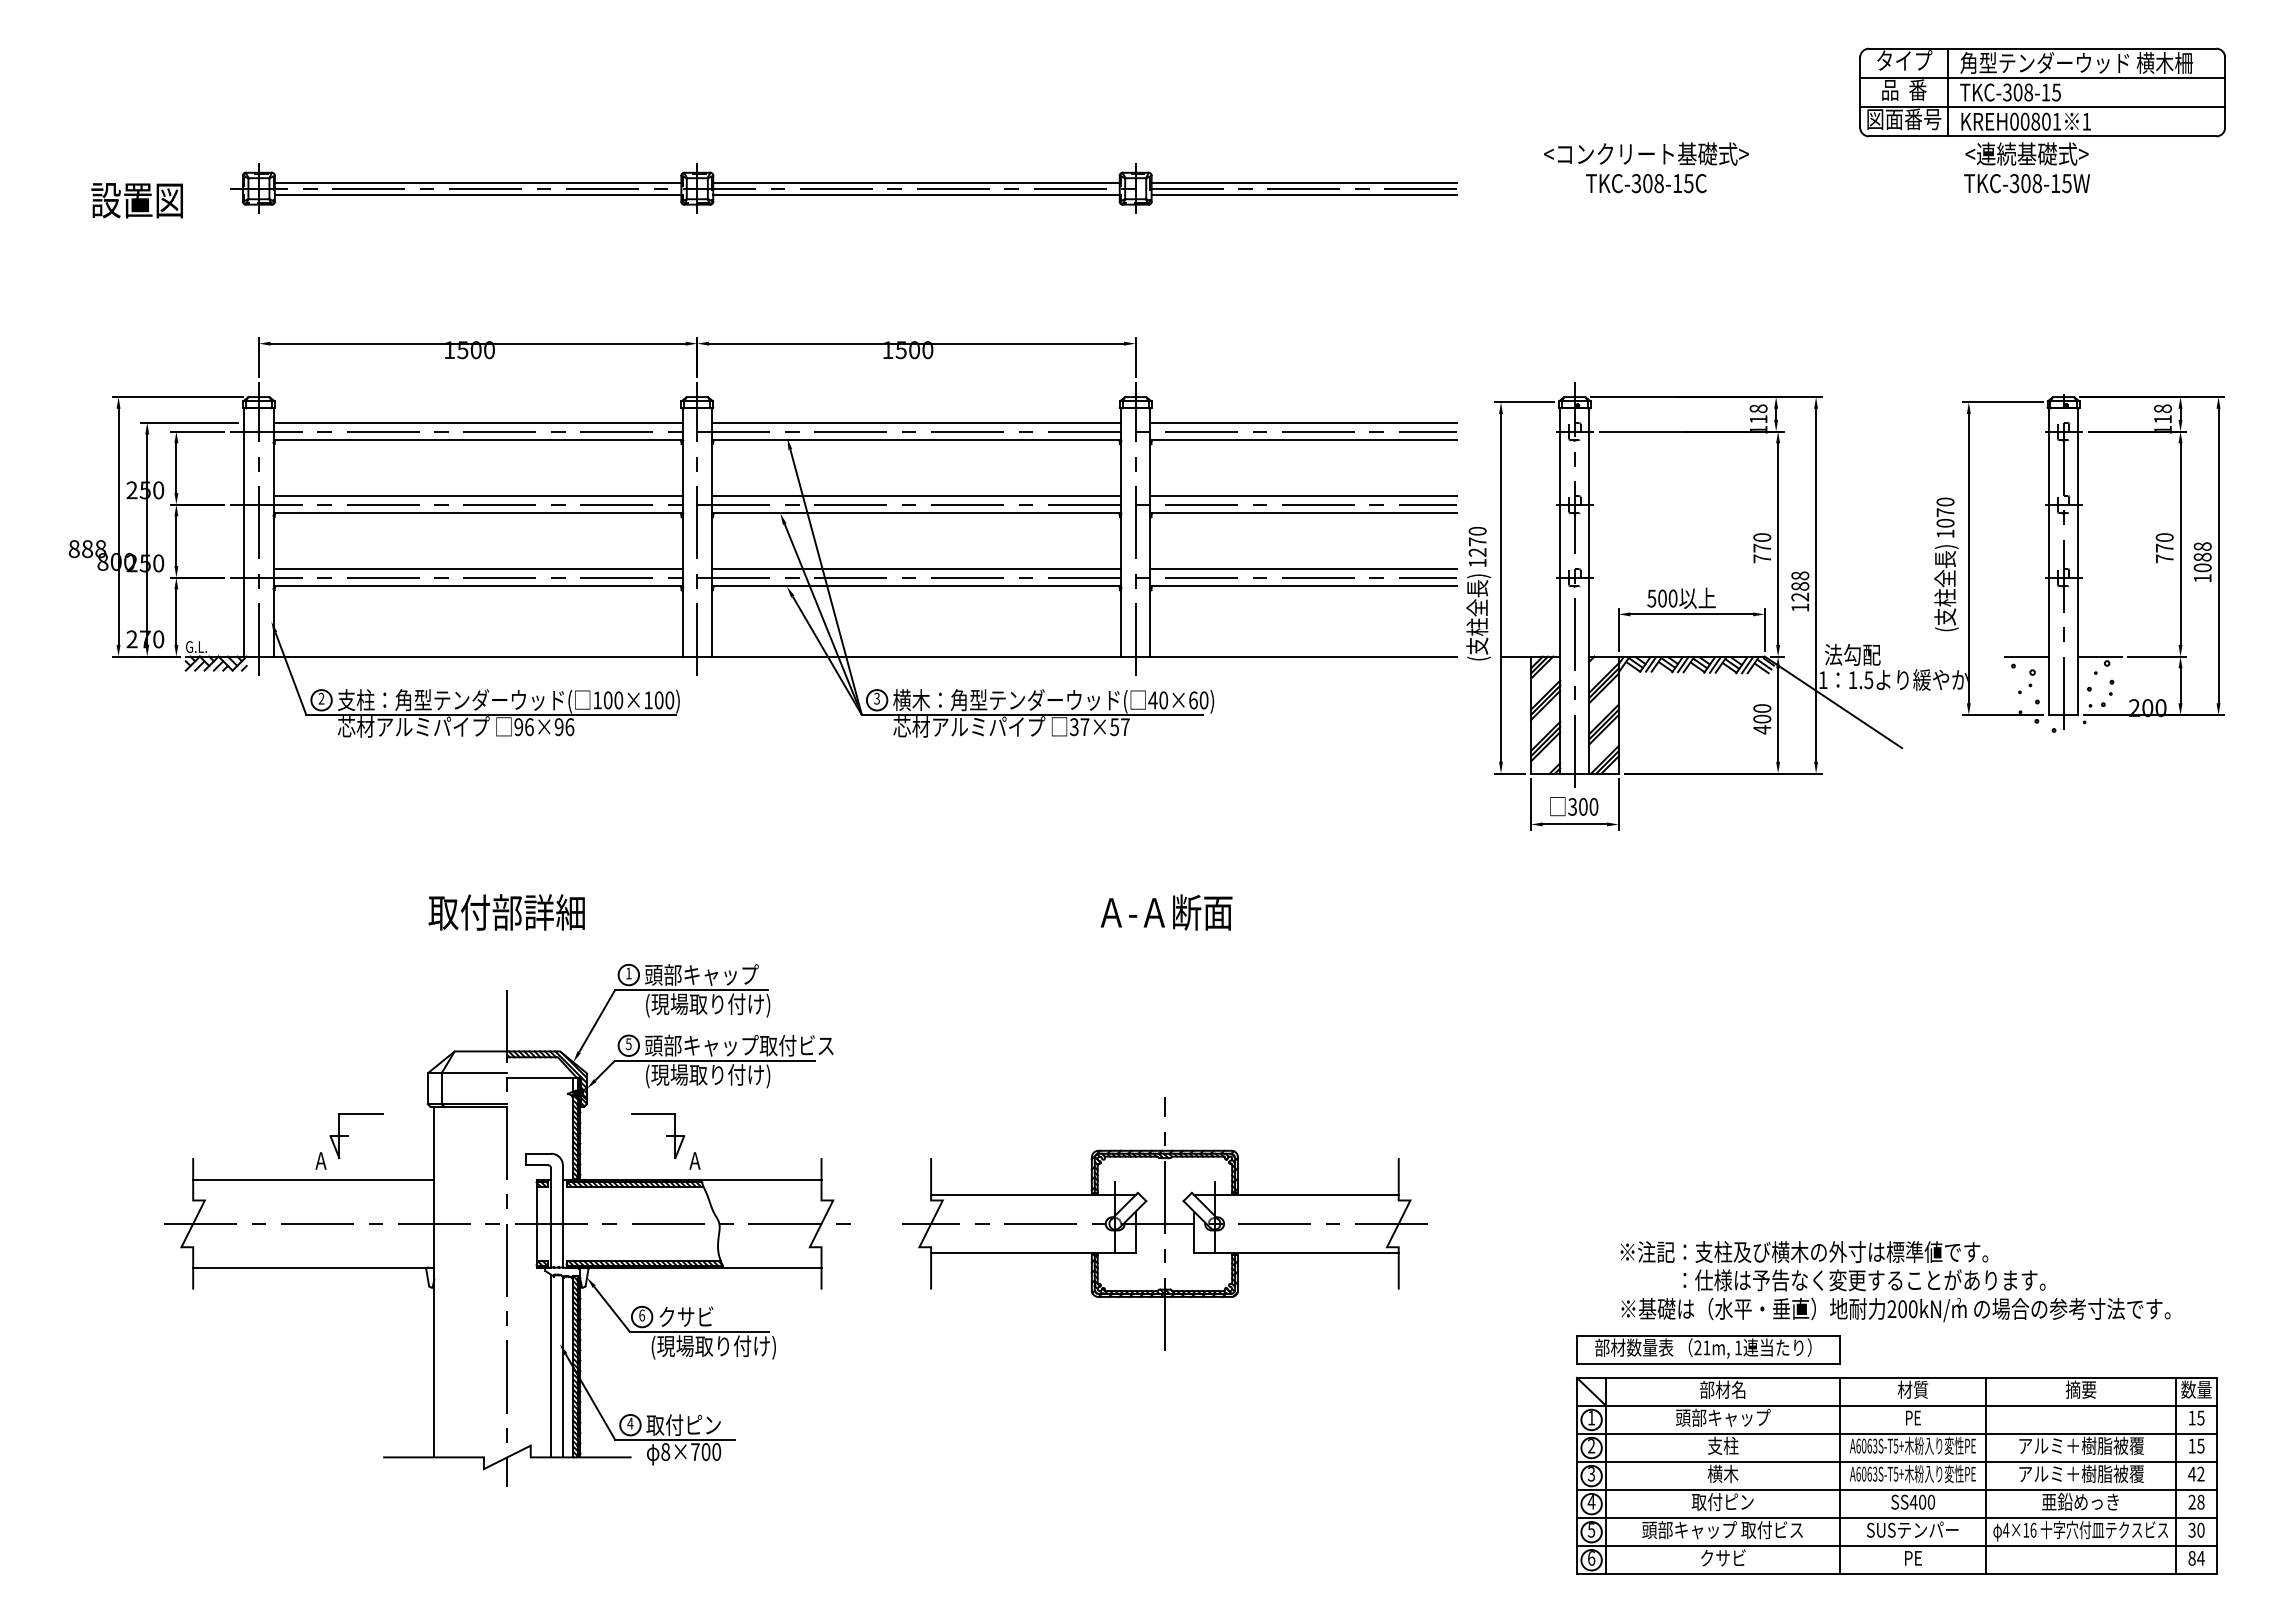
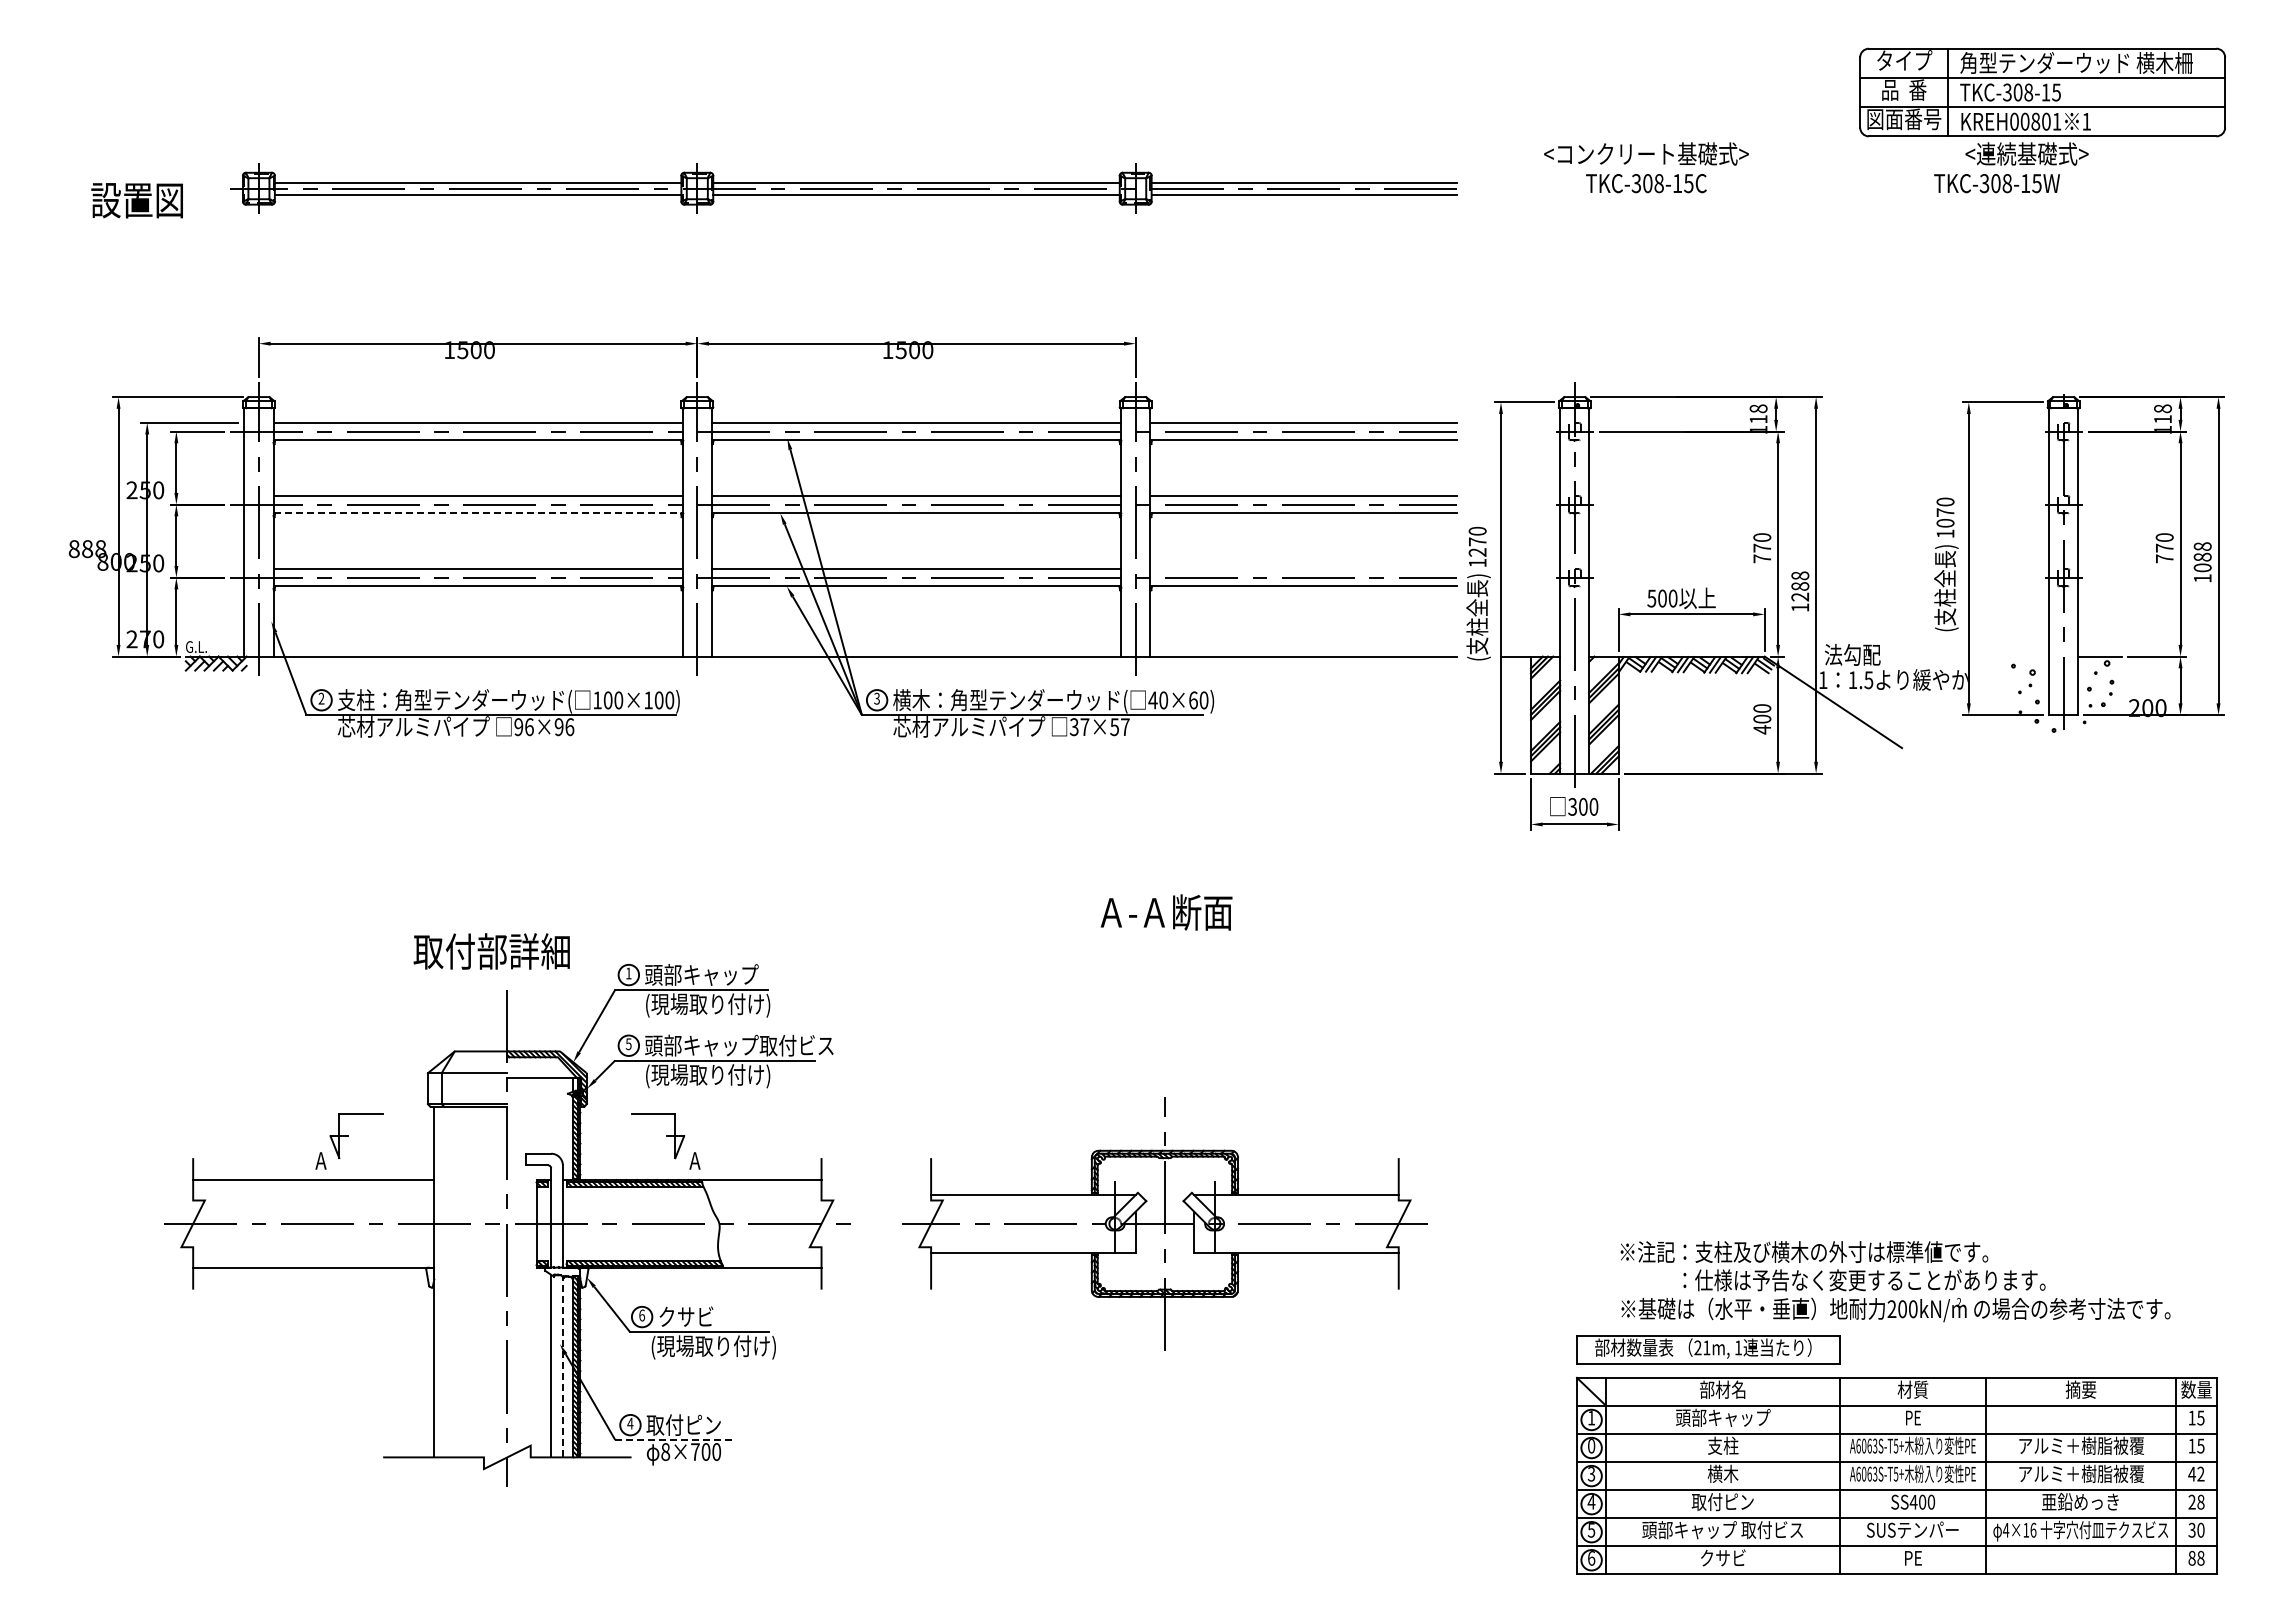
text position: (2026, 183) -> (1996, 183) (1996, 183)
line: solid -> dashed (478, 513)
line: present -> none (1303, 568)
line: present -> none (2027, 656)
text position: (506, 912) -> (491, 951) (491, 951)
line: solid -> dashed (562, 1366)
line: solid -> dashed (675, 1439)
text: 2 -> 0 (1591, 1446)
text: 84 -> 88 (2200, 1557)
